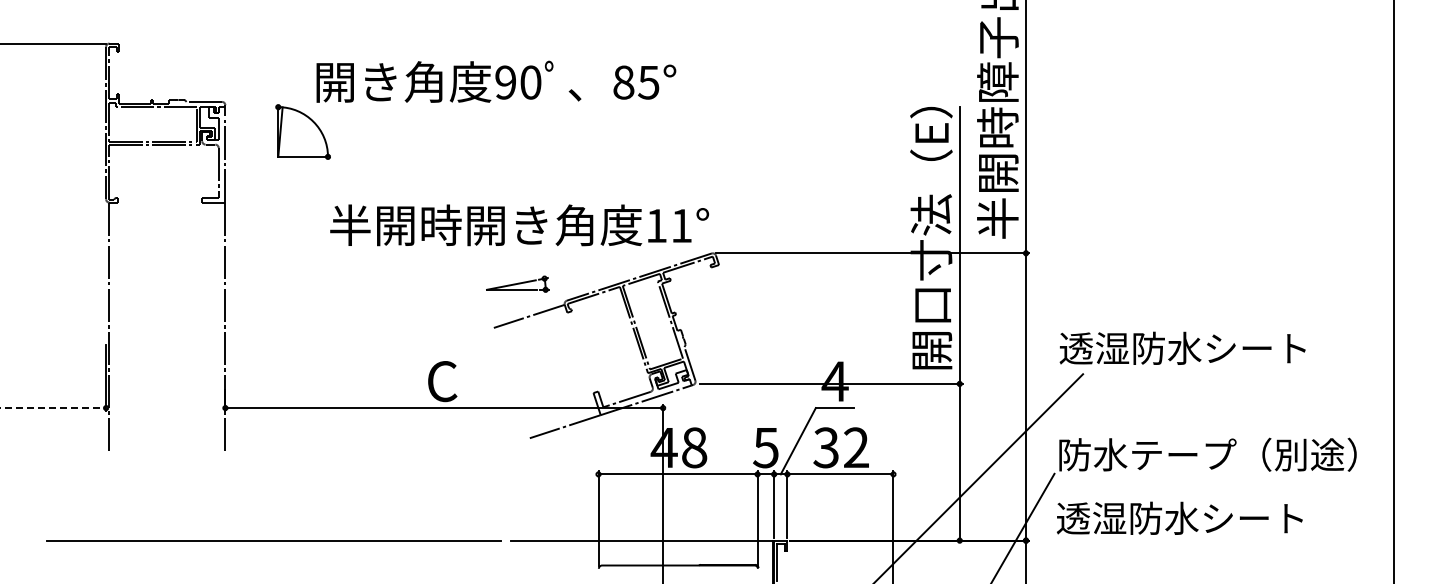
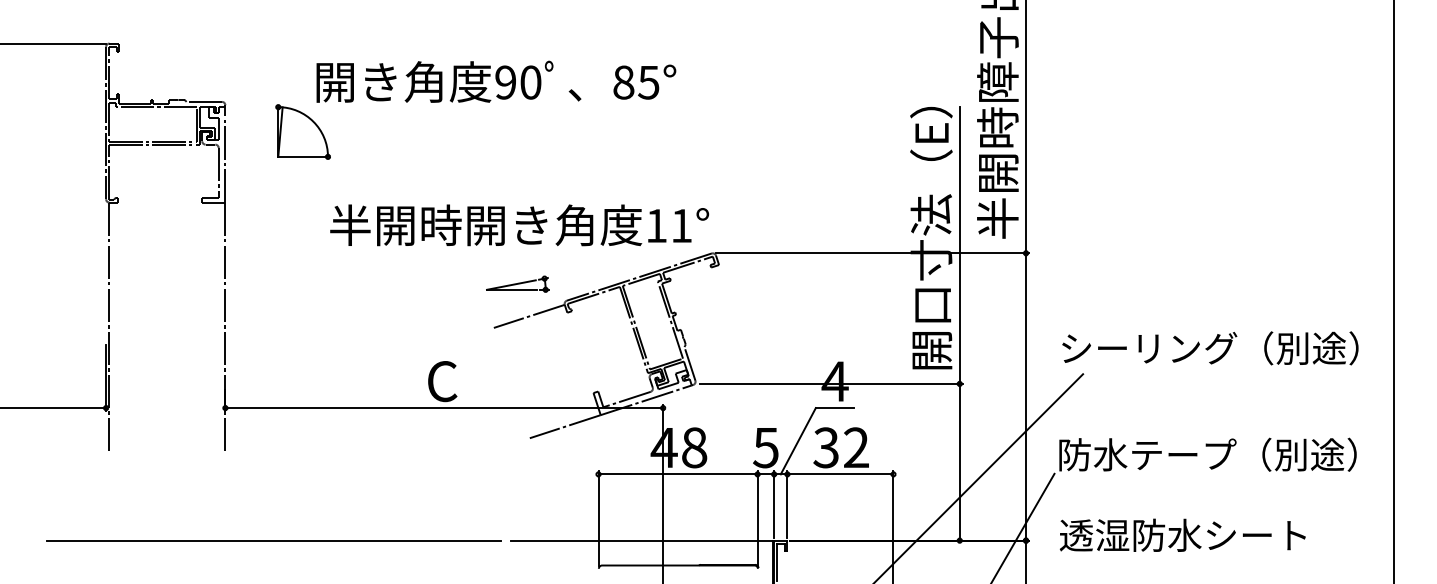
text: 透湿防水シート -> シーリング（別途） (1208, 348)
line: dashed -> solid (53, 408)
text position: (1179, 517) -> (1182, 534) (1182, 534)
